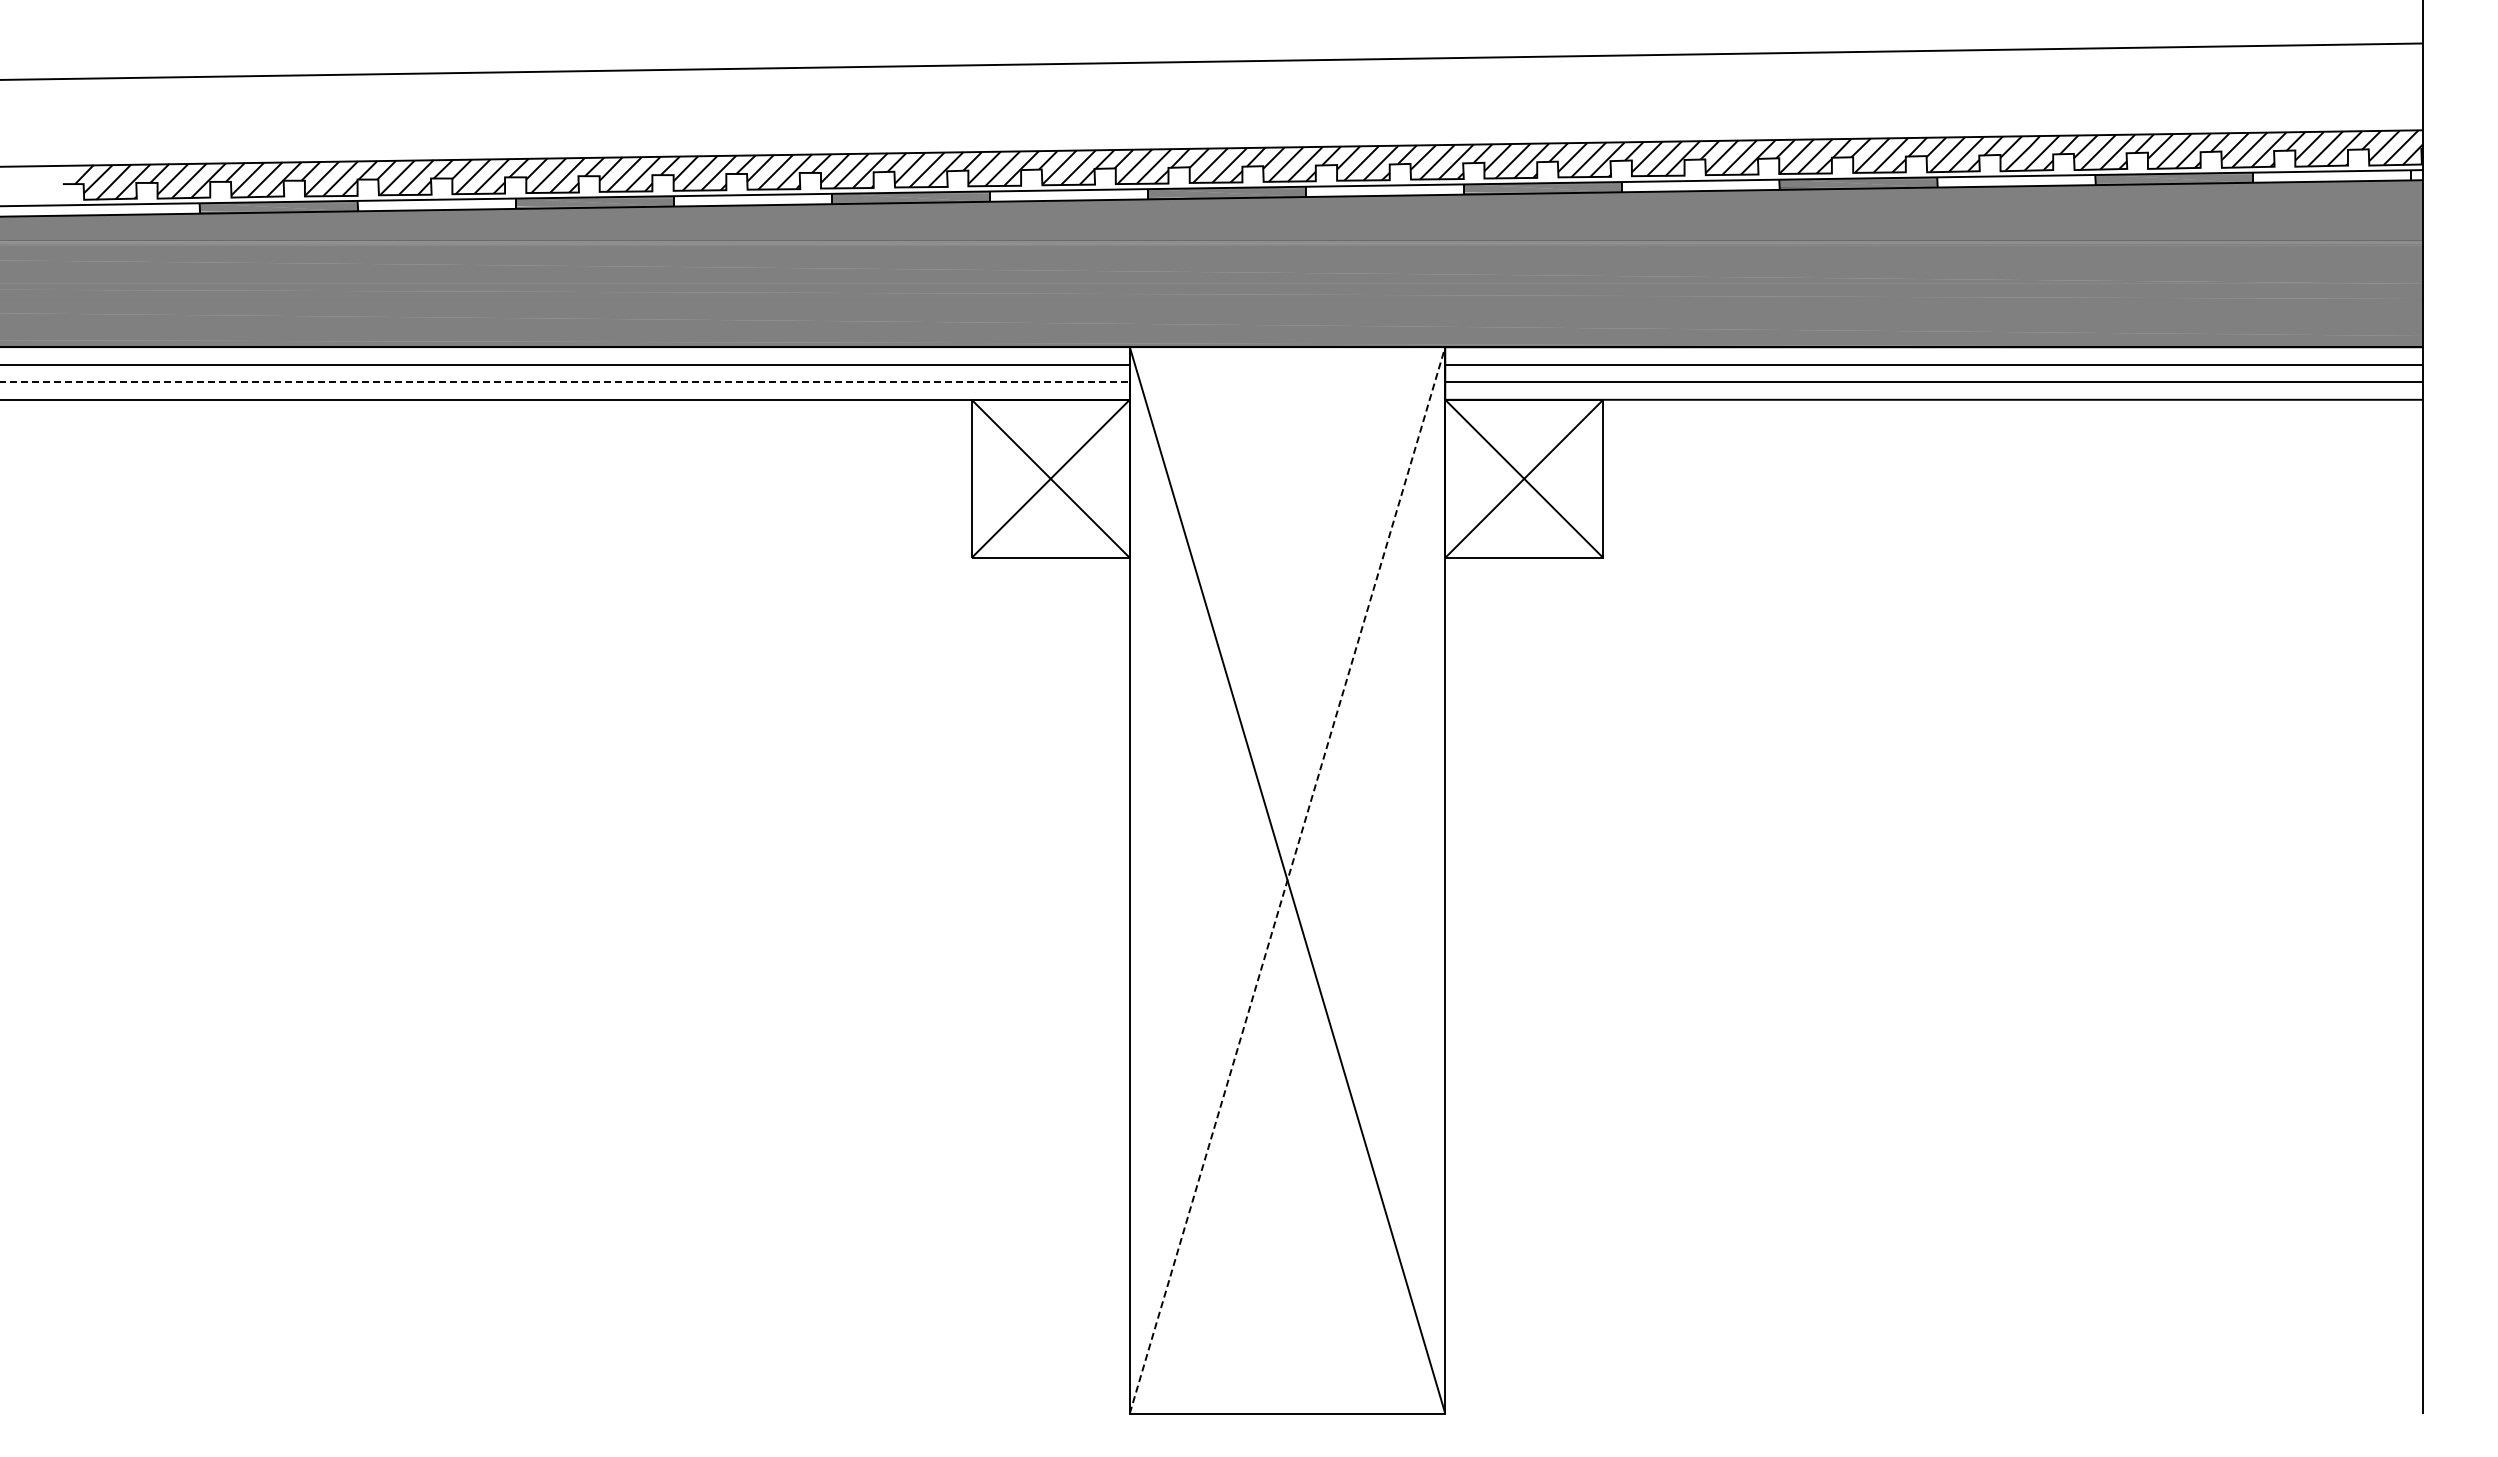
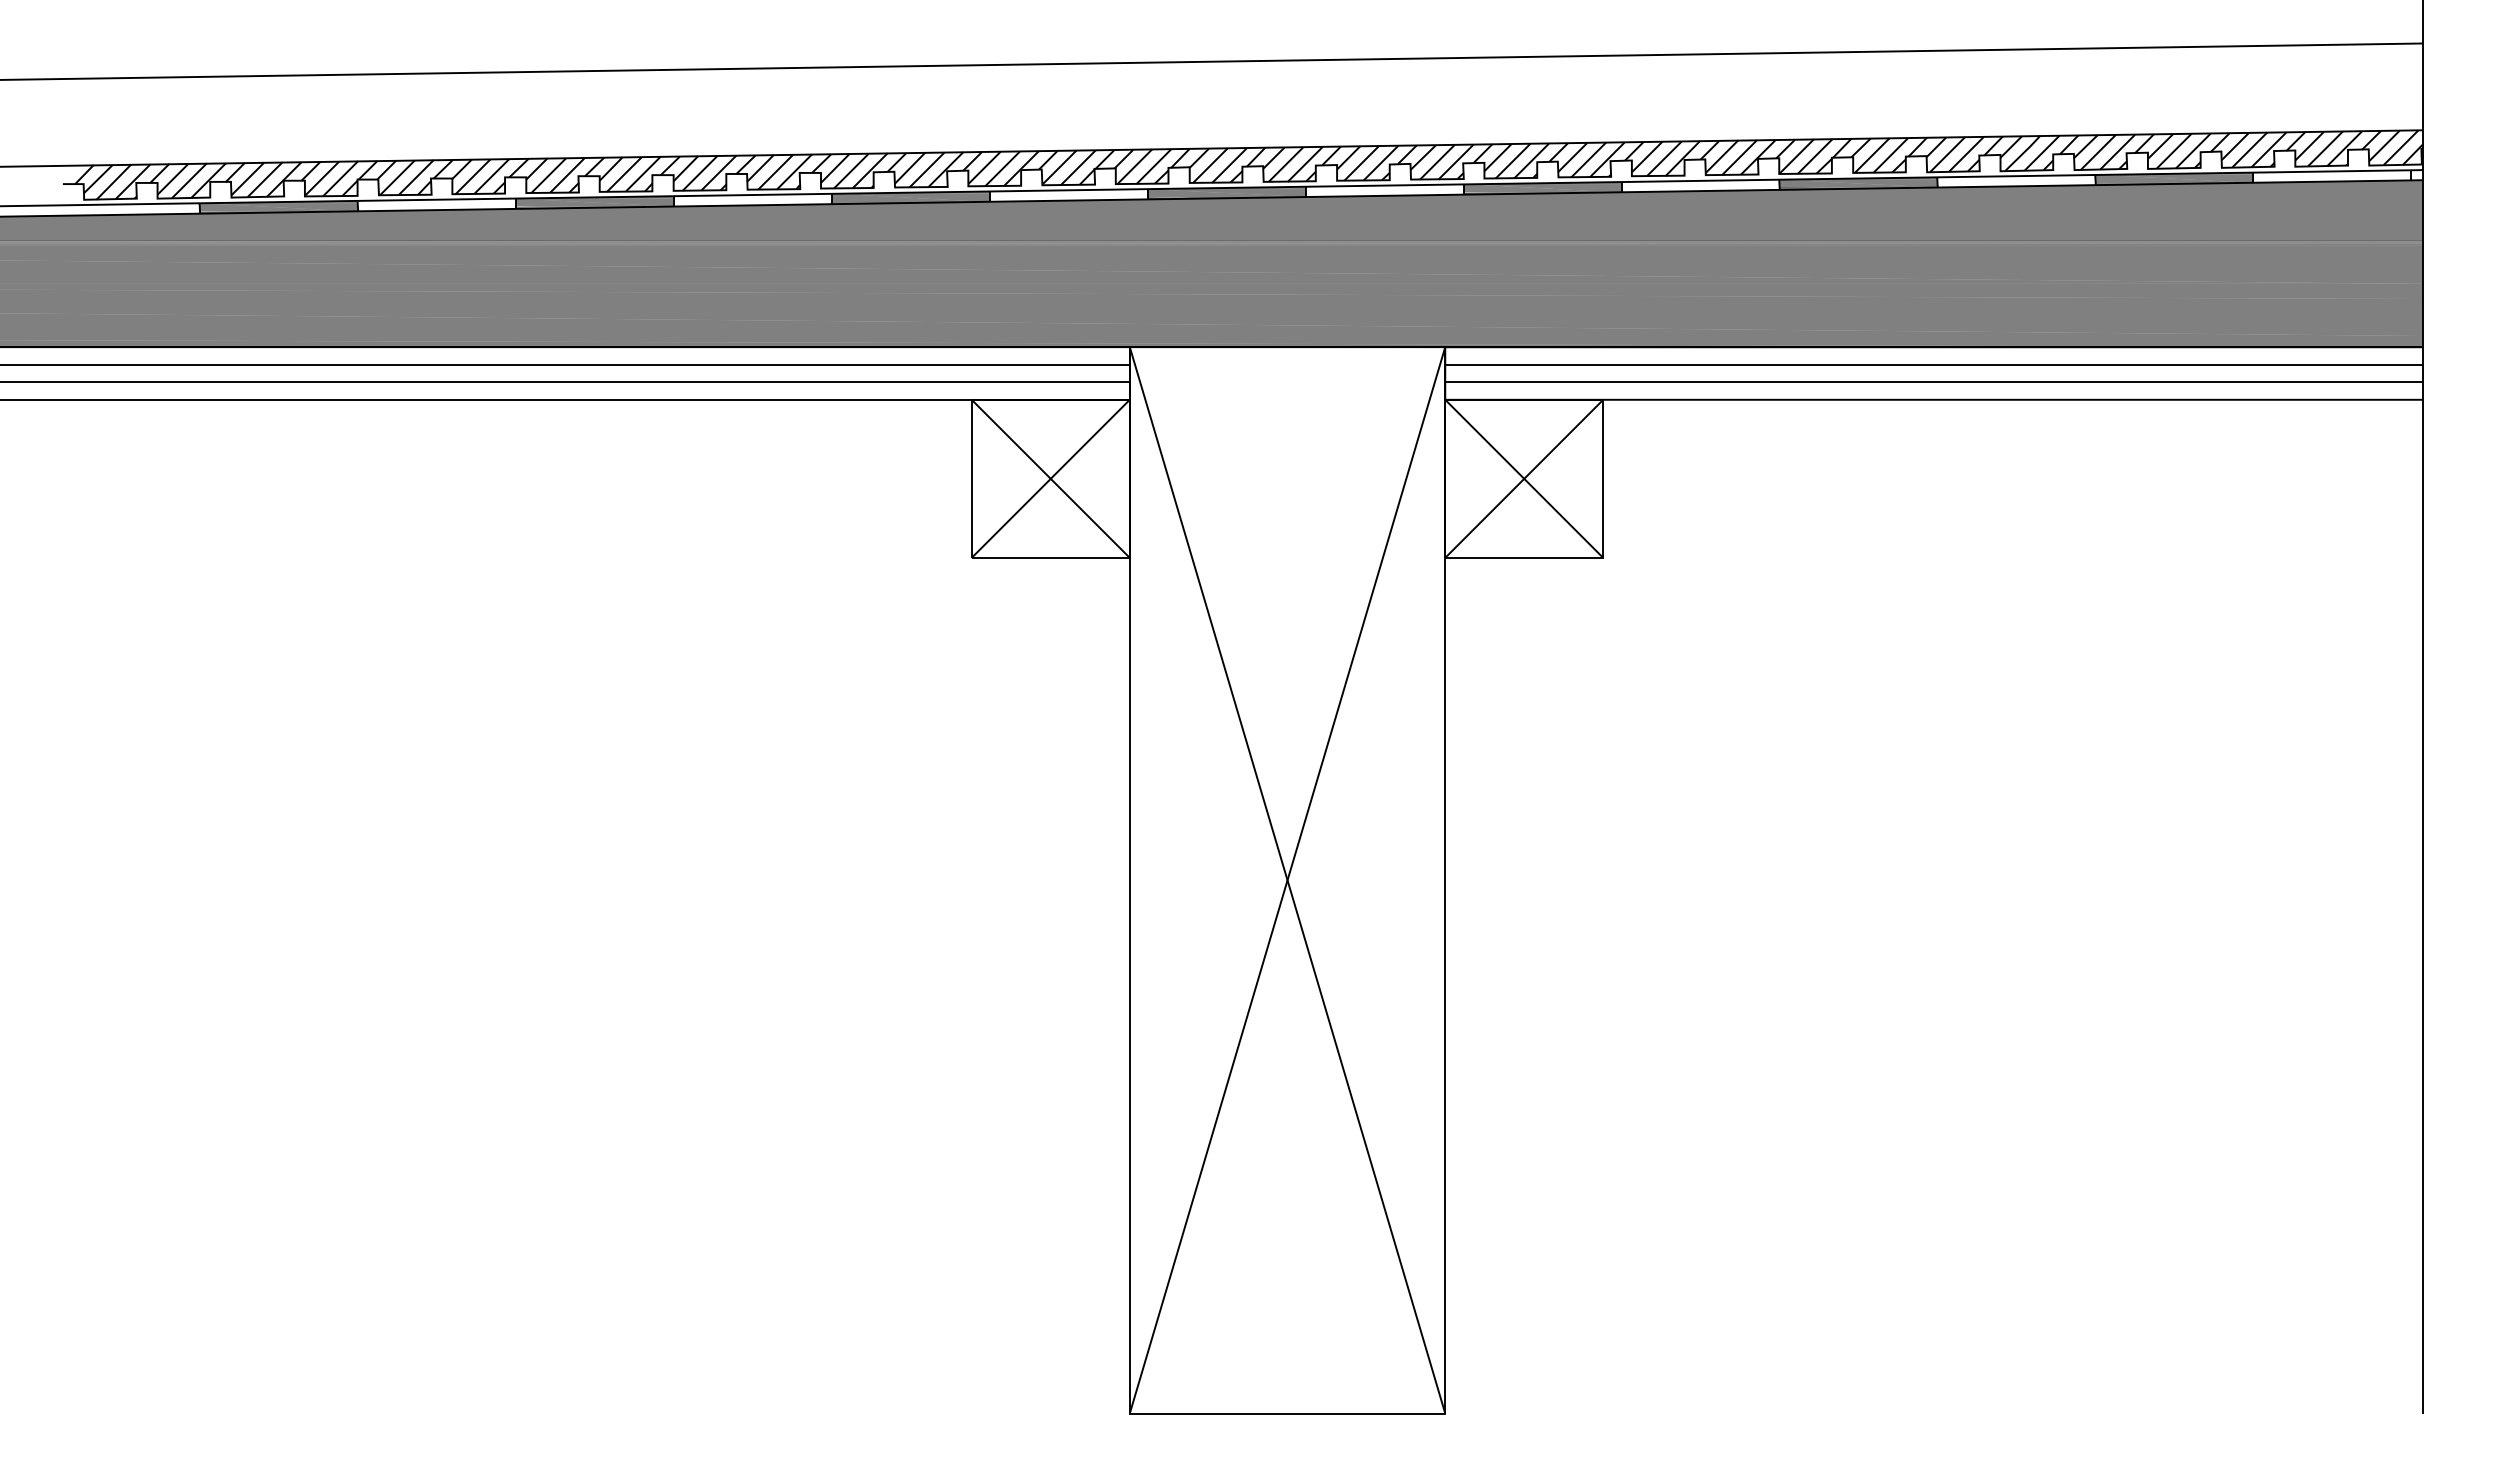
line: dashed -> solid (565, 382)
line: dashed -> solid (1287, 879)
